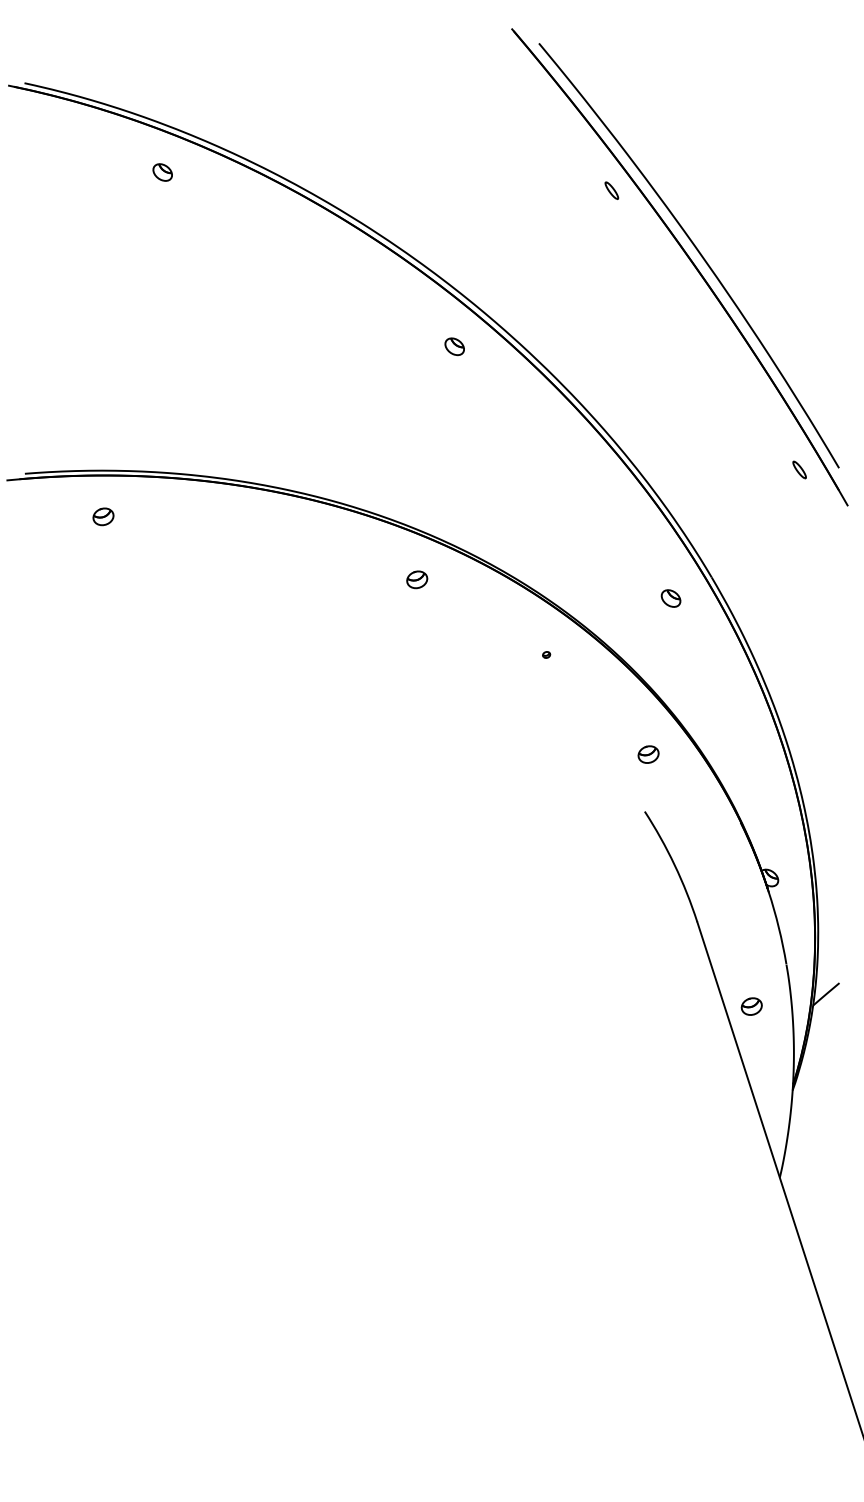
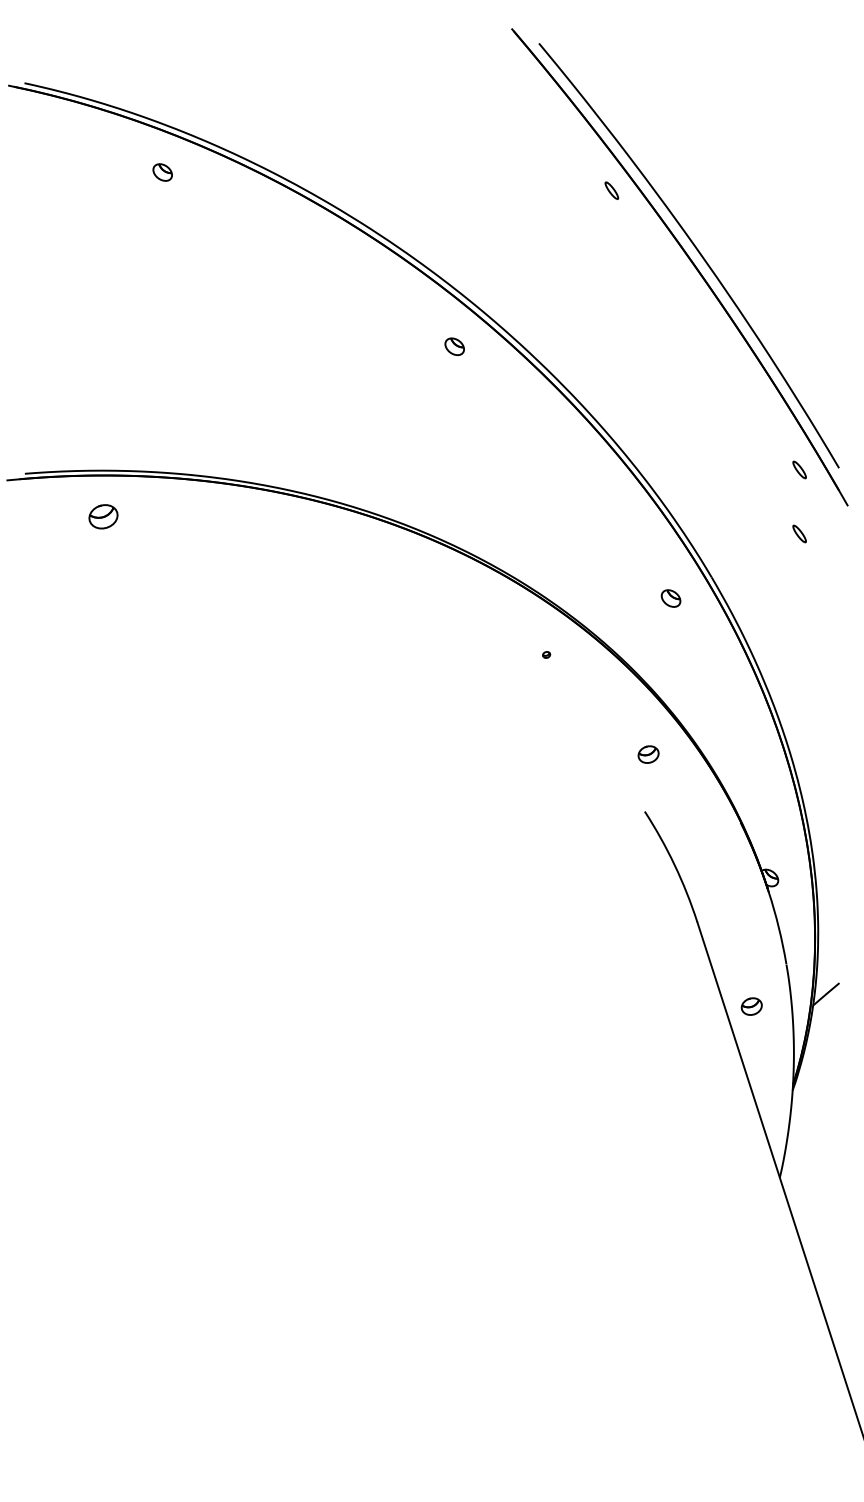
part size: 23x20 px -> 31x26 px (103, 516)
part: none -> present (799, 533)
part: present -> none (417, 579)
